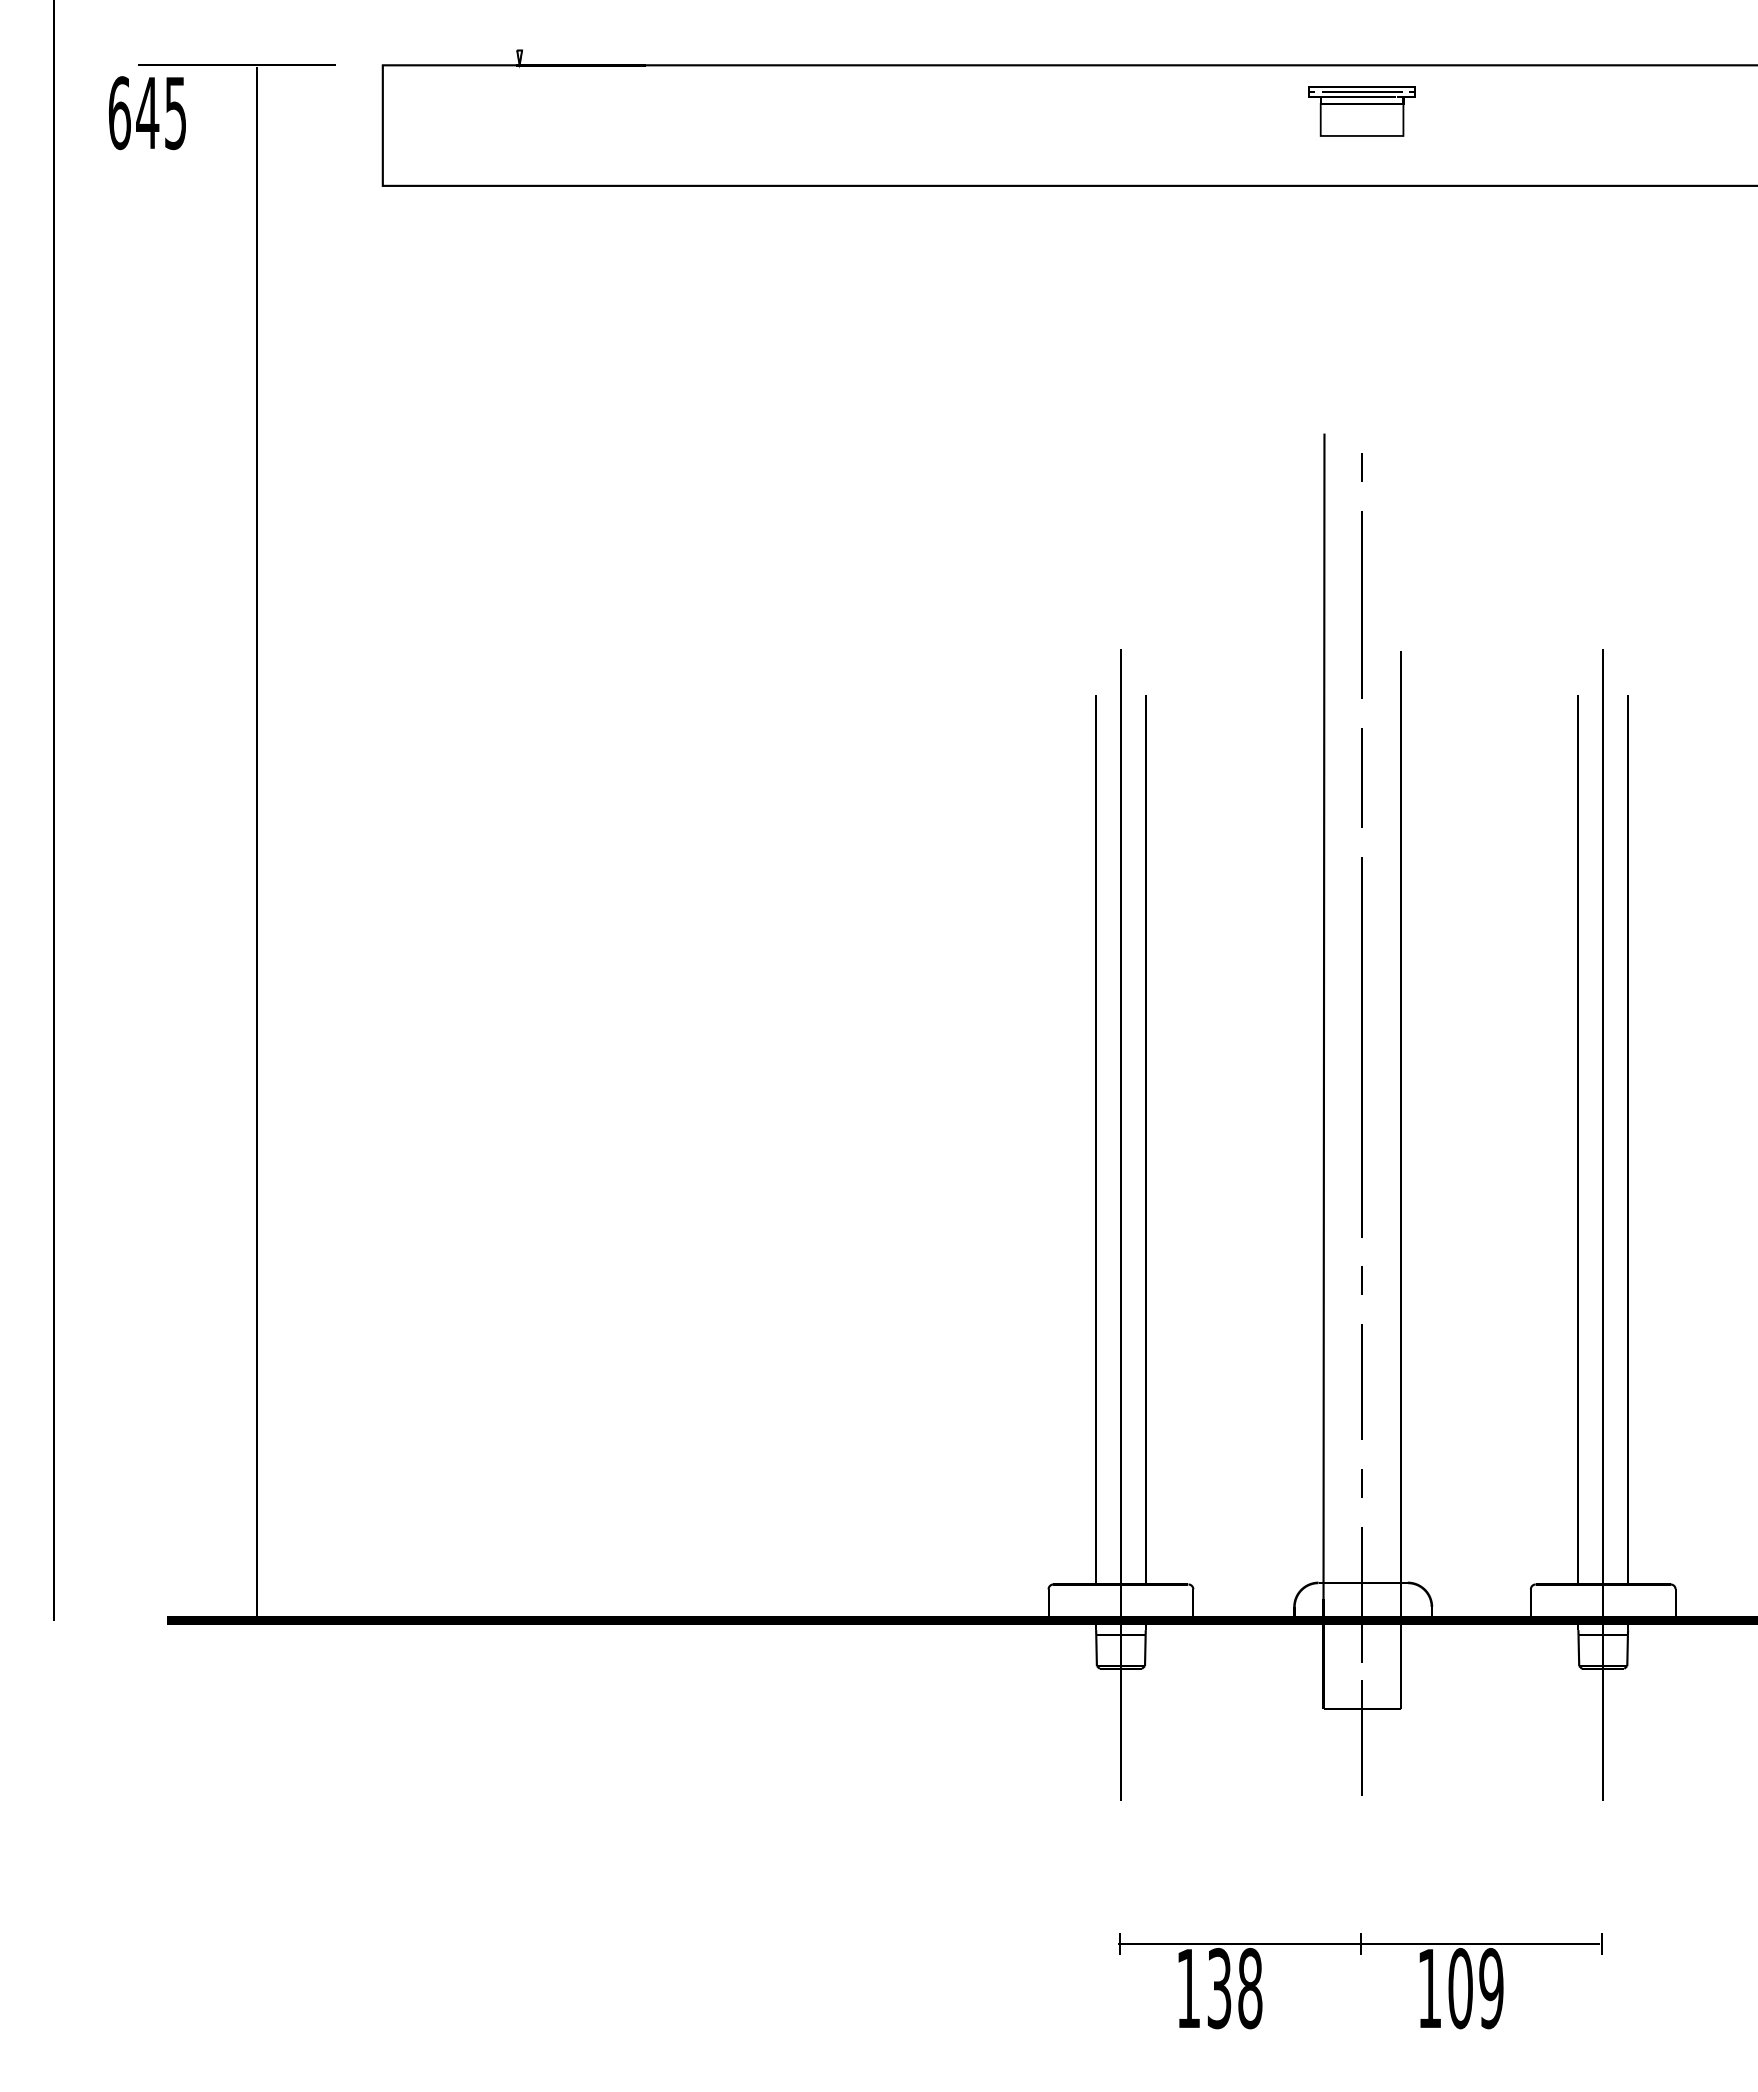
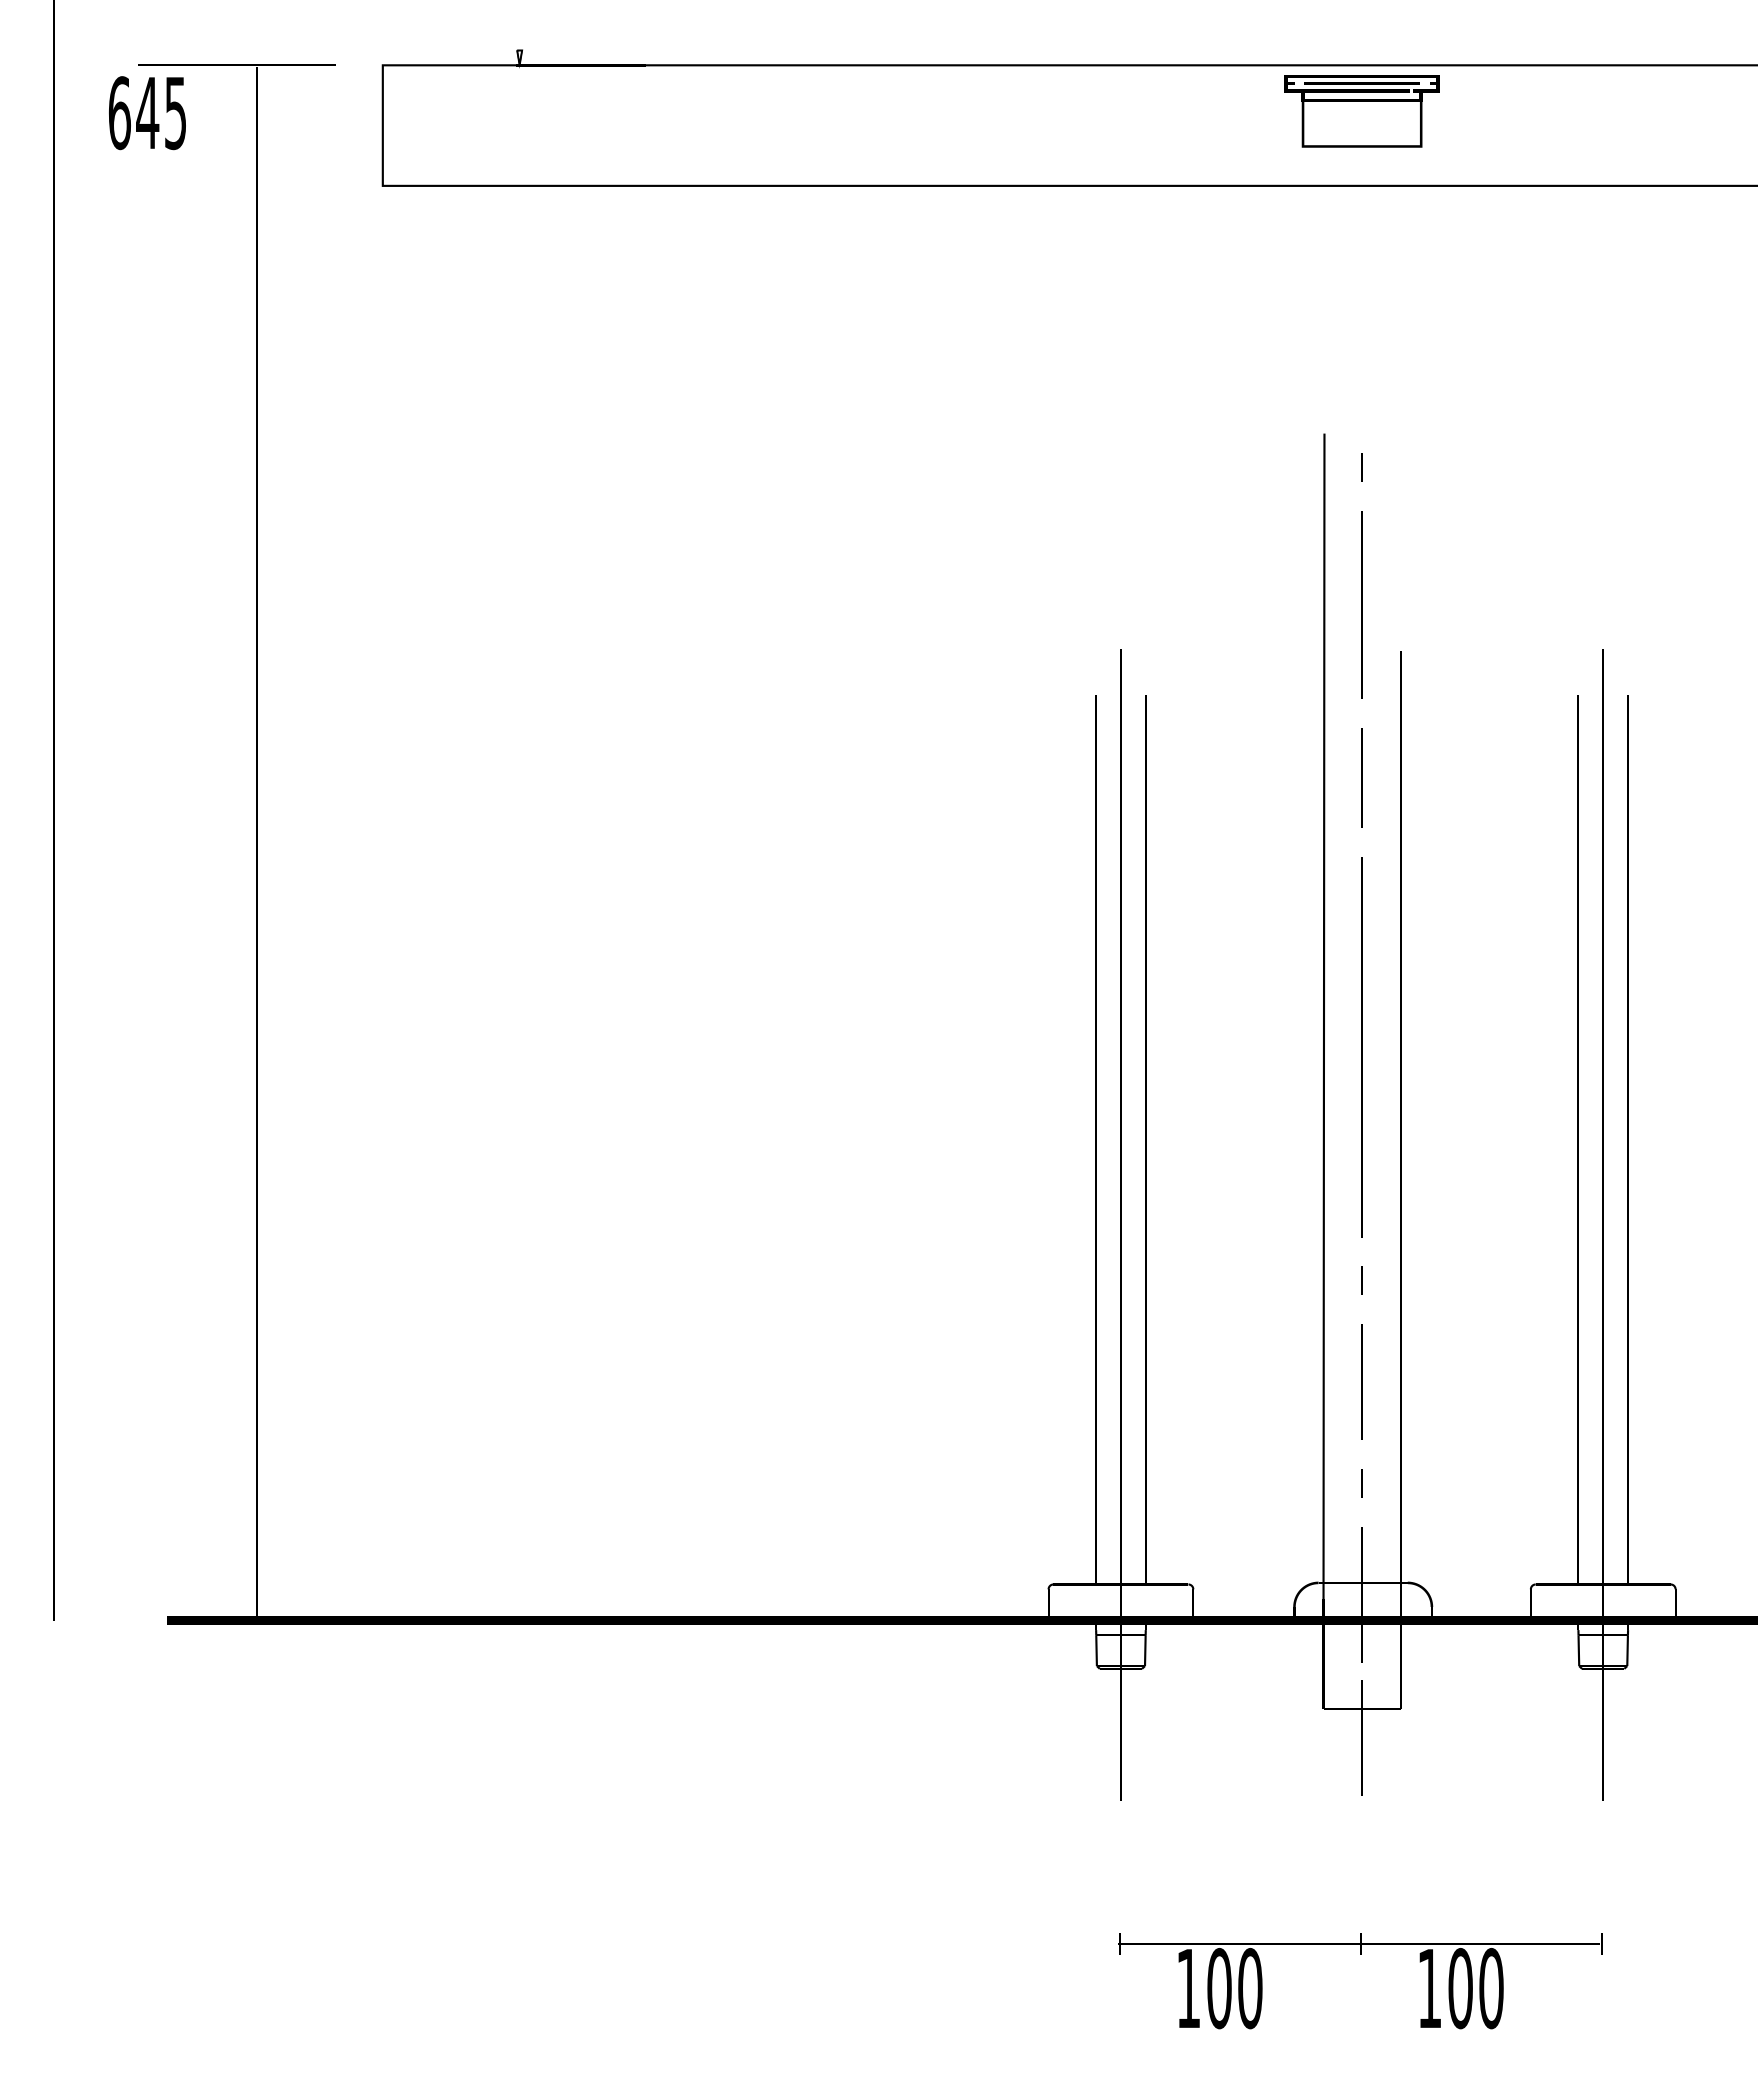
part size: 108x51 px -> 156x73 px (1361, 111)
text: 138 -> 100 (1234, 1988)
text: 109 -> 100 (1491, 1988)
